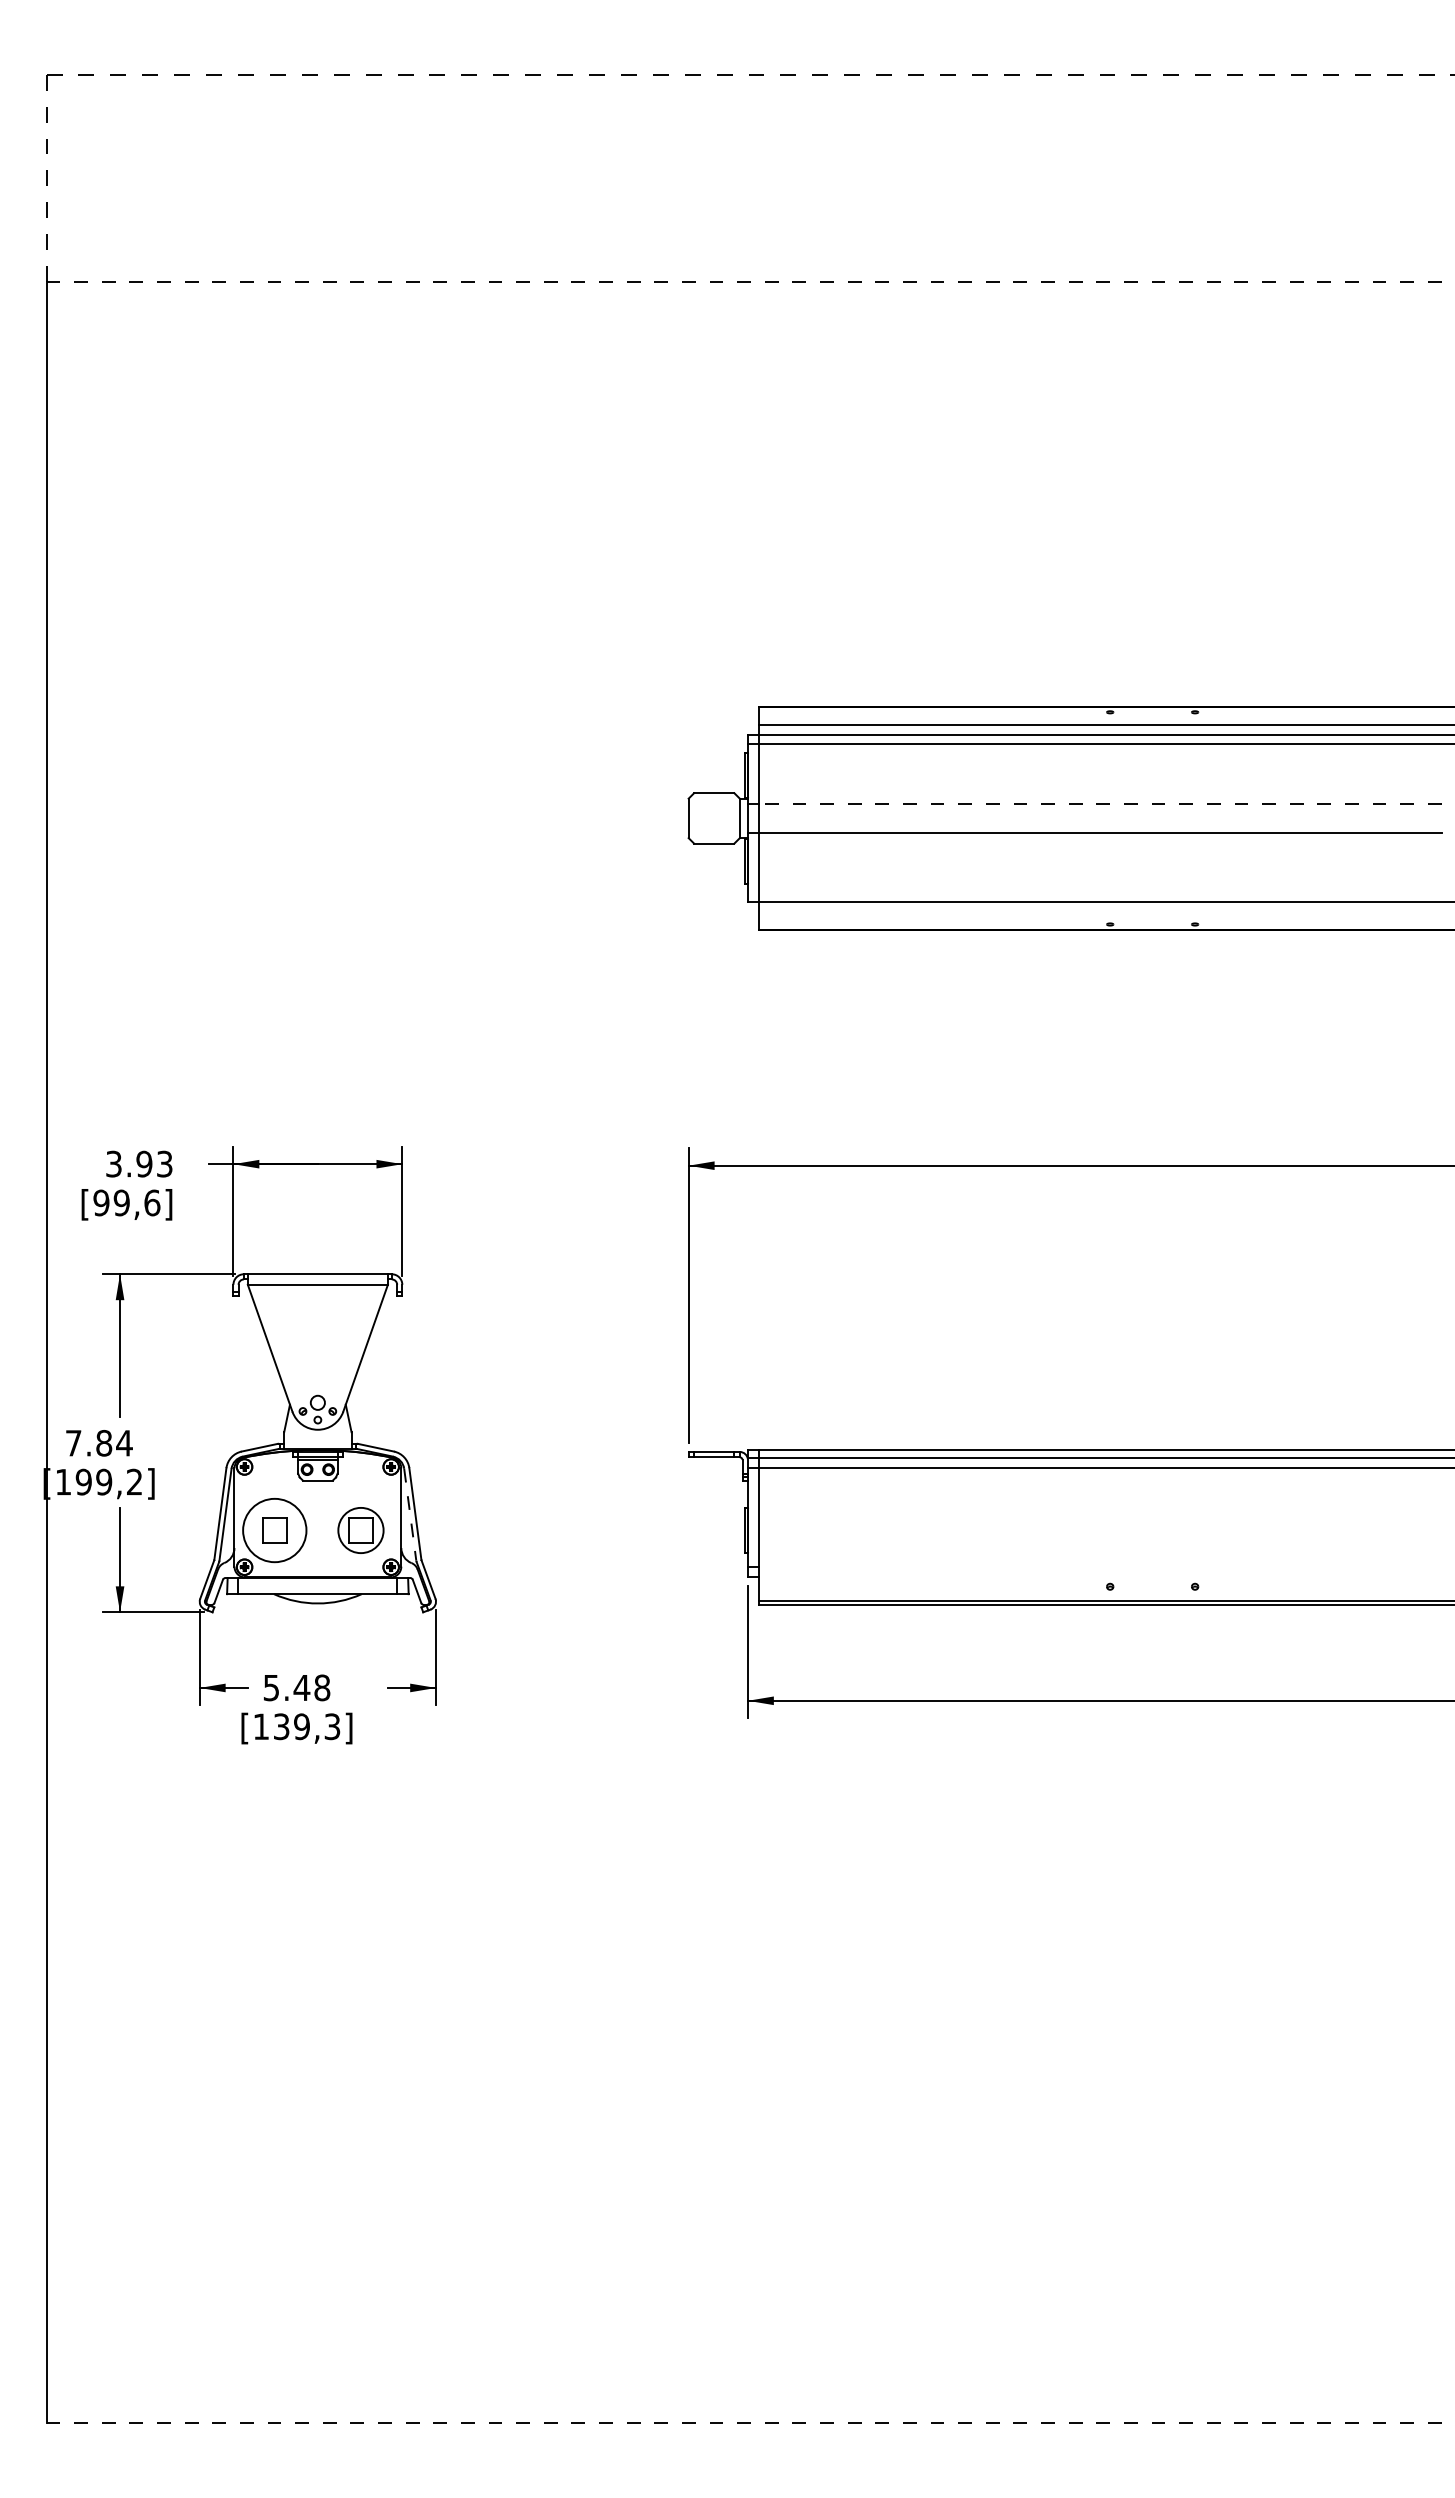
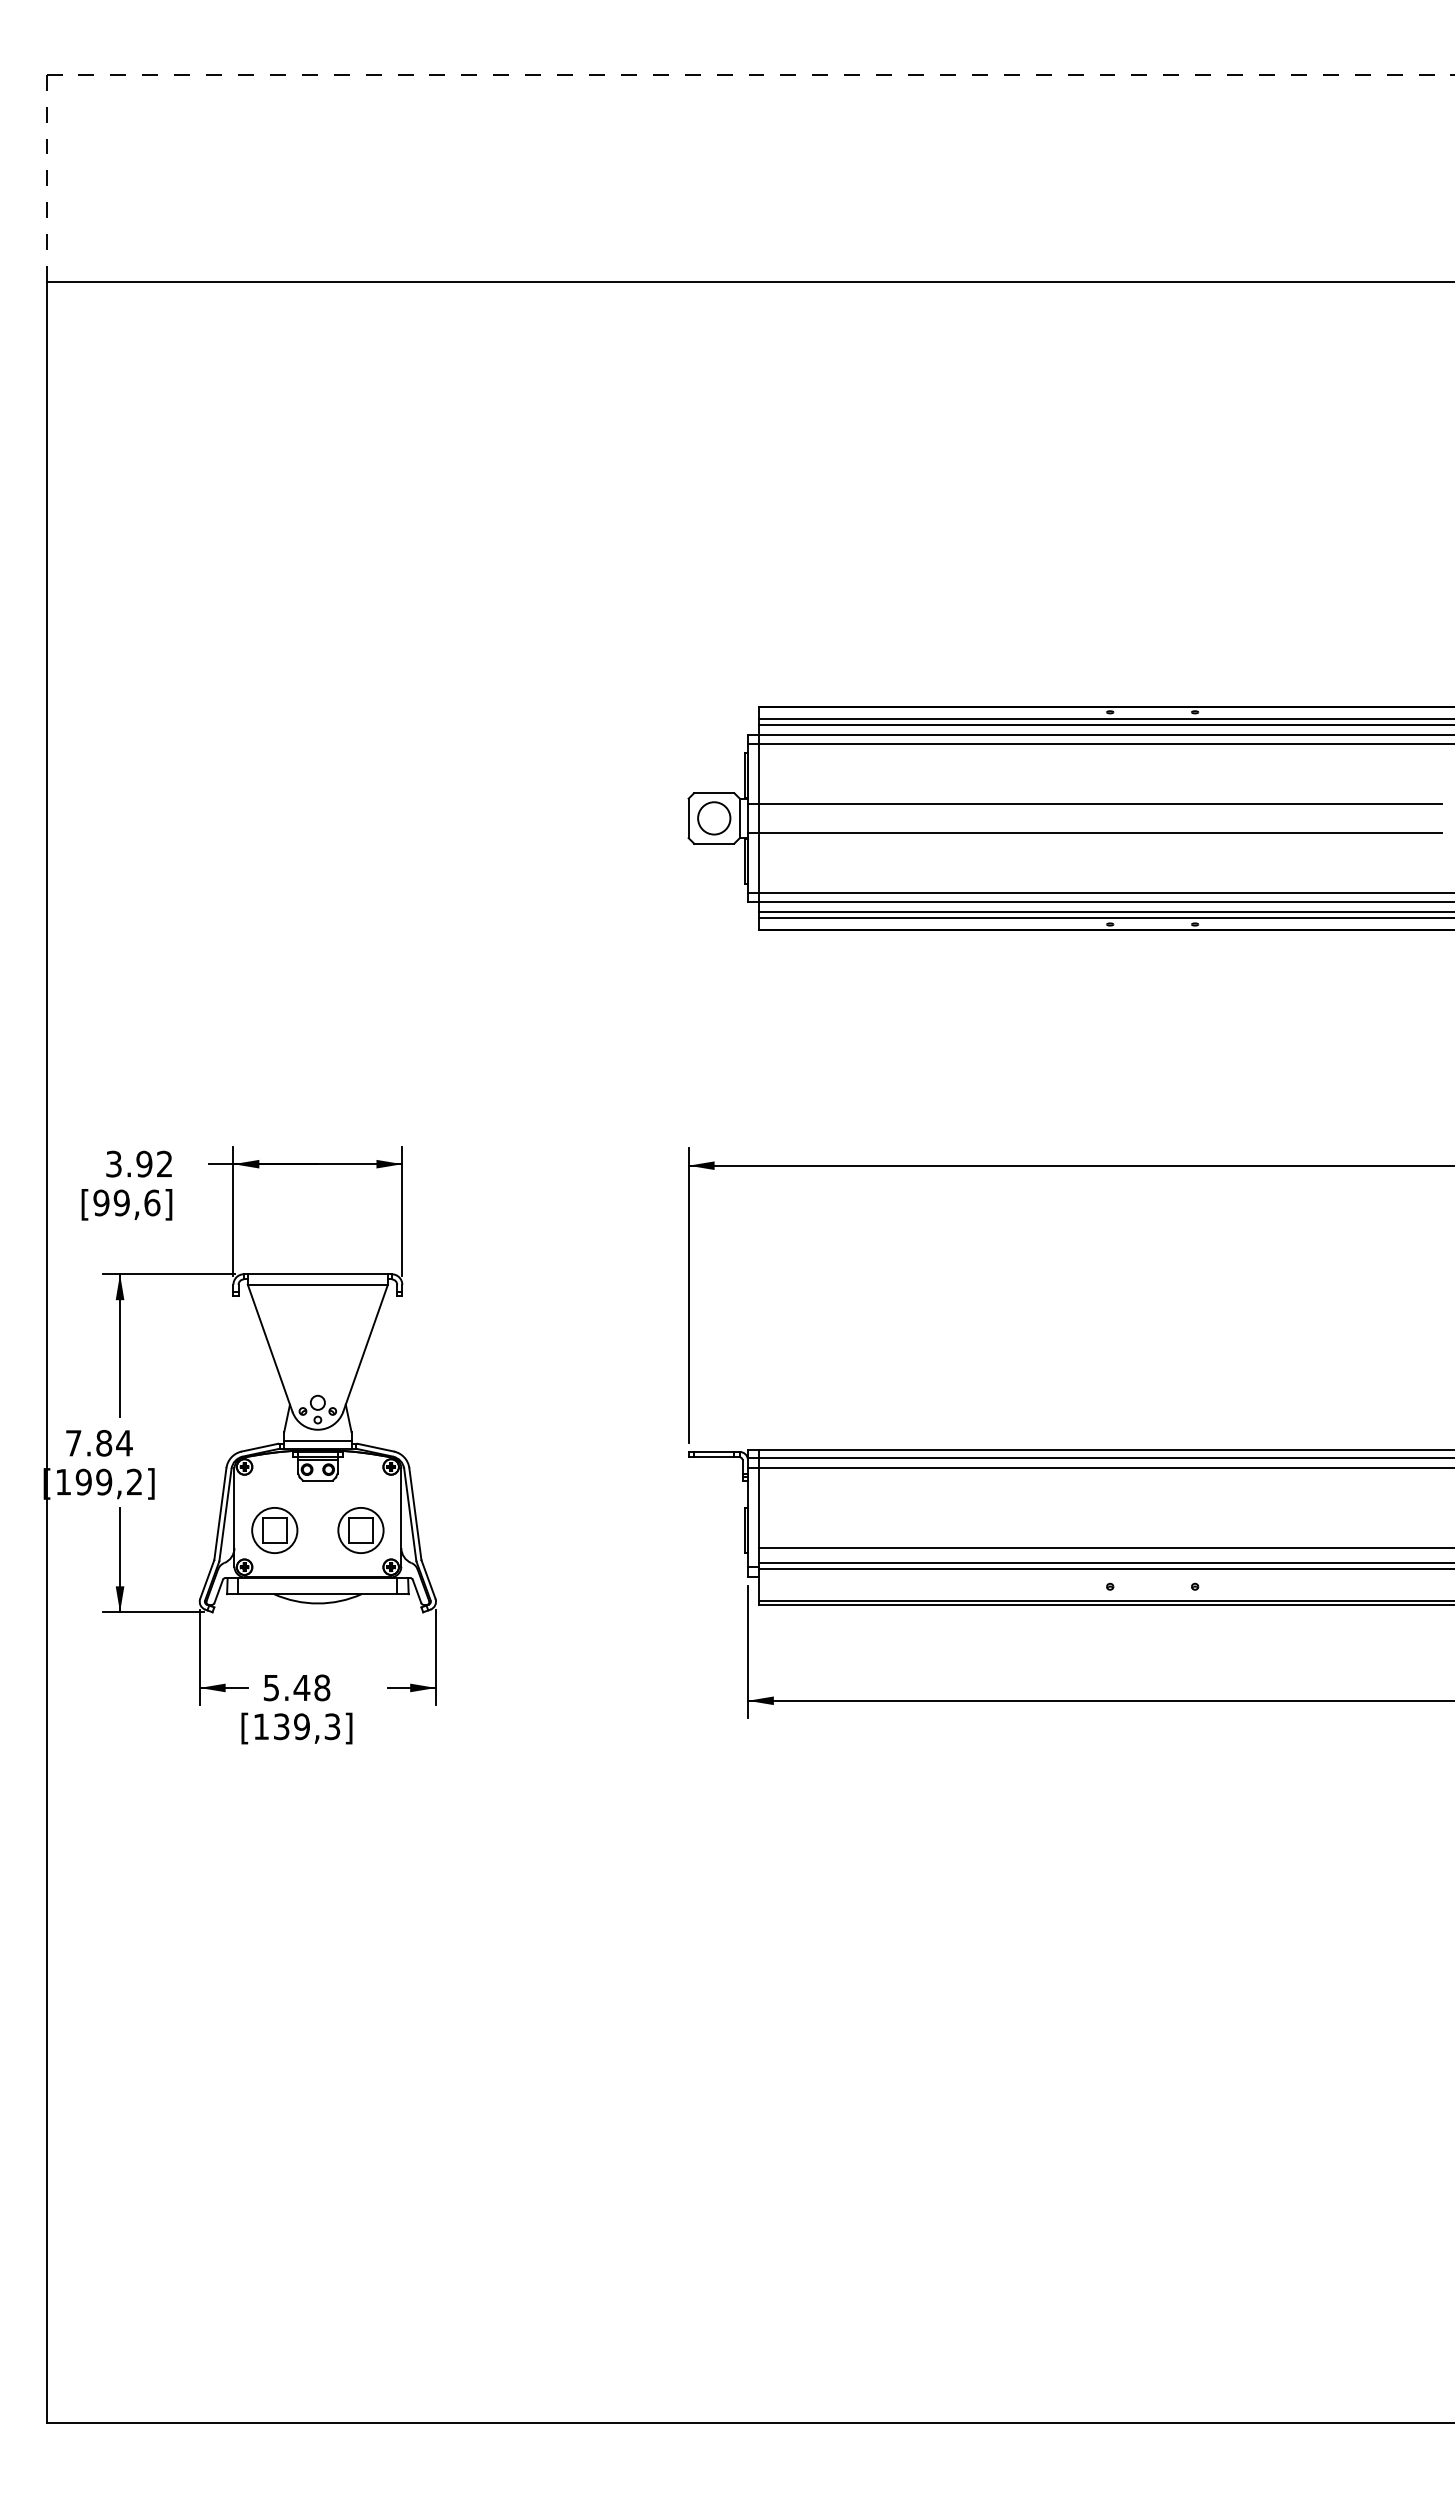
line: dashed -> solid (750, 282)
line: none -> present (1104, 718)
line: dashed -> solid (1099, 803)
circle: none -> present (714, 818)
line: none -> present (1099, 893)
line: none -> present (1104, 912)
line: none -> present (1104, 918)
text: 3.93 -> 3.92 (164, 1164)
line: none -> present (317, 1441)
line: dashed -> solid (410, 1515)
circle diameter: 63 px -> 45 px (274, 1530)
line: none -> present (1104, 1548)
line: none -> present (1104, 1563)
line: none -> present (1104, 1569)
line: dashed -> solid (750, 2423)
